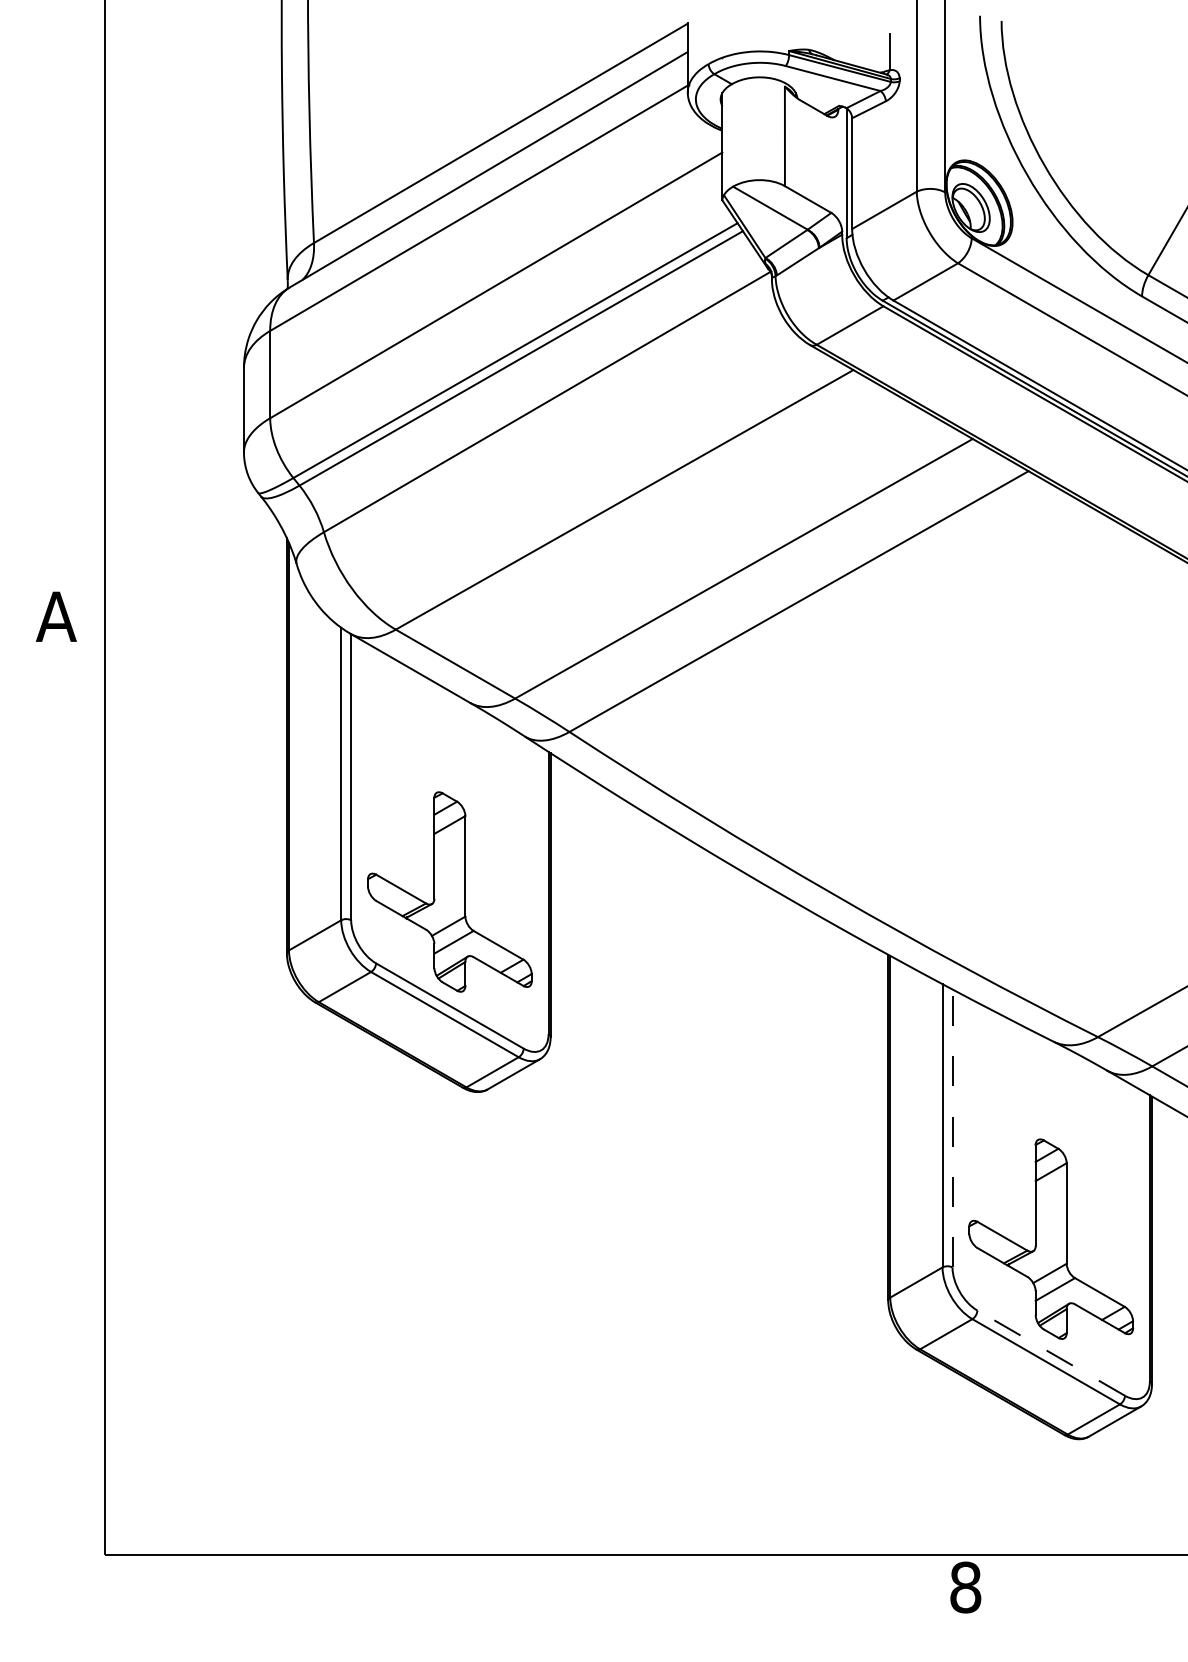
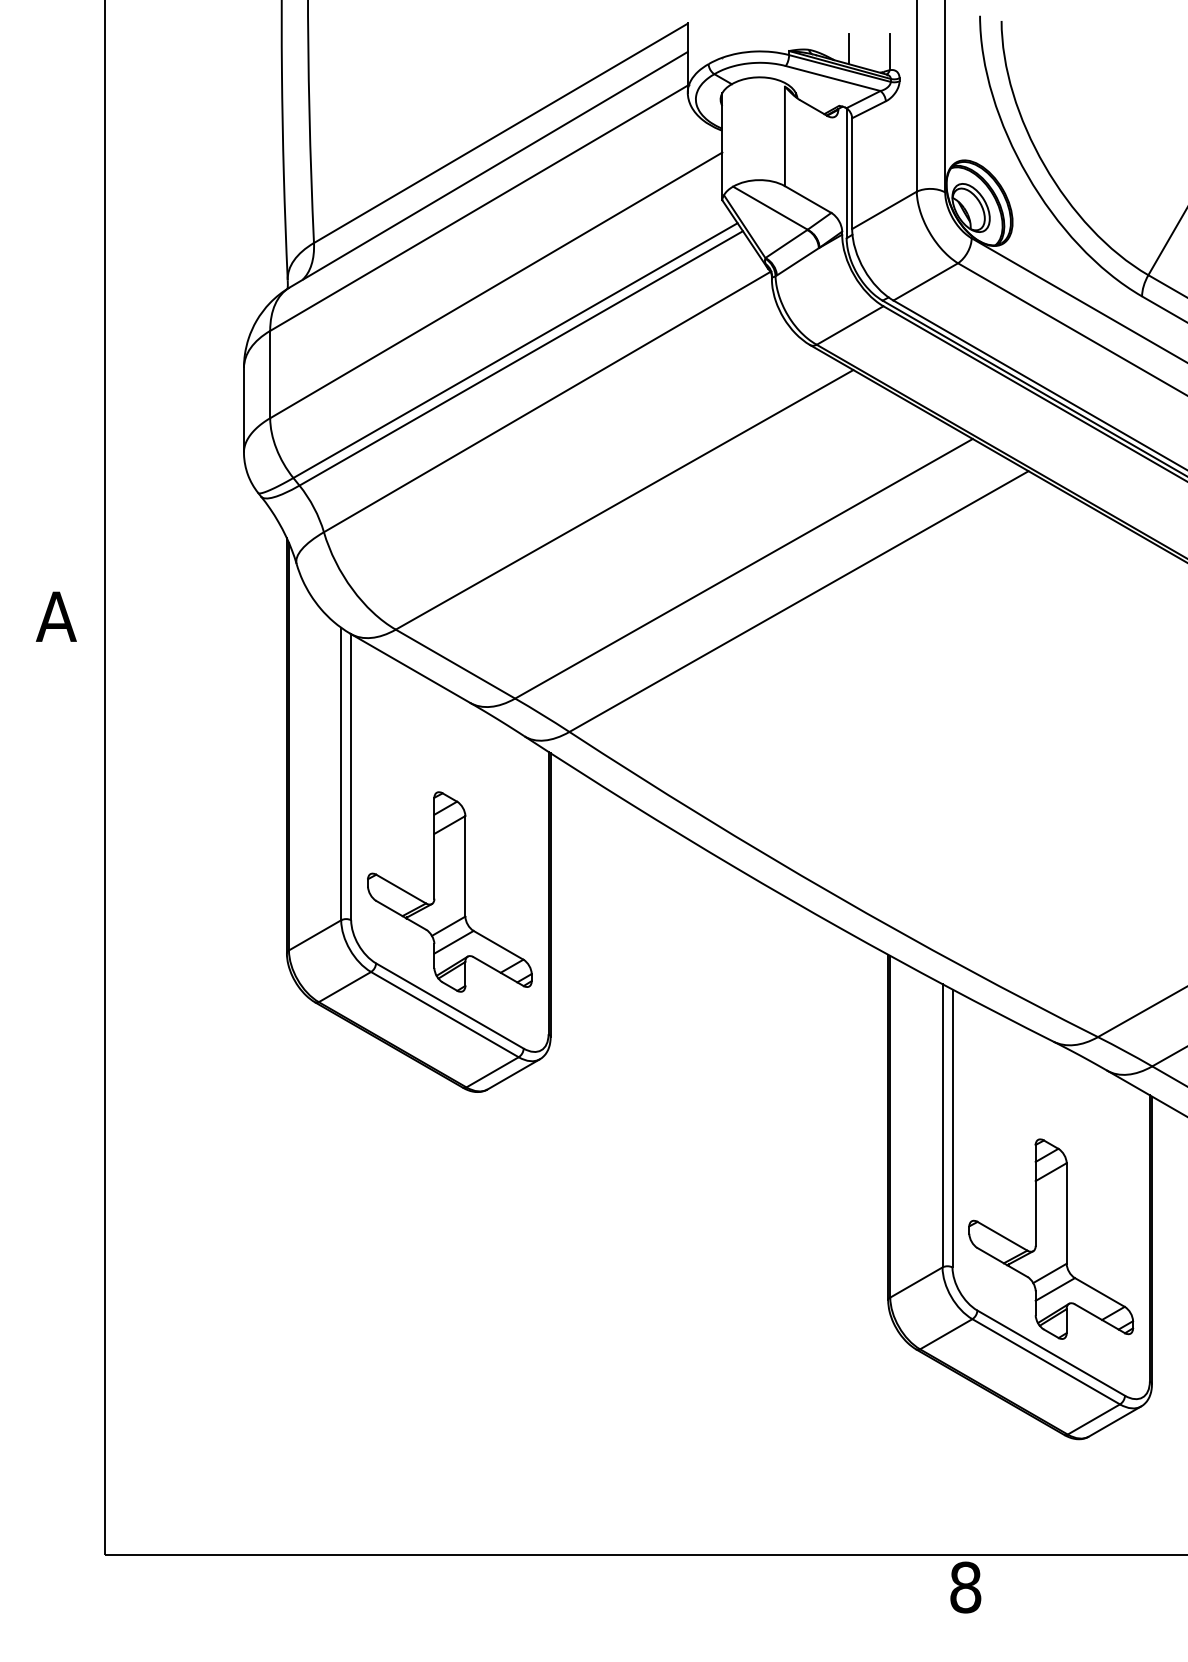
line: none -> present (848, 49)
line: dashed -> solid (952, 1128)
line: dashed -> solid (1050, 1352)
